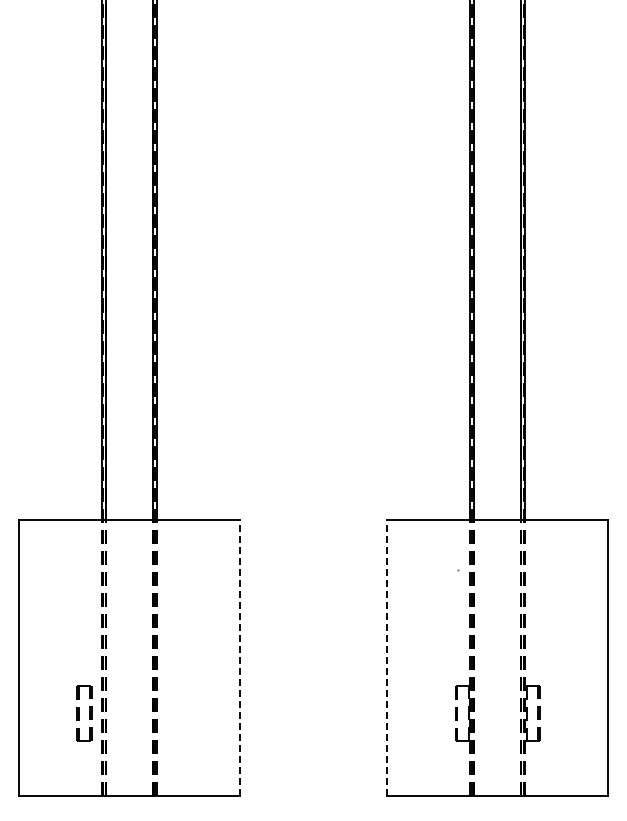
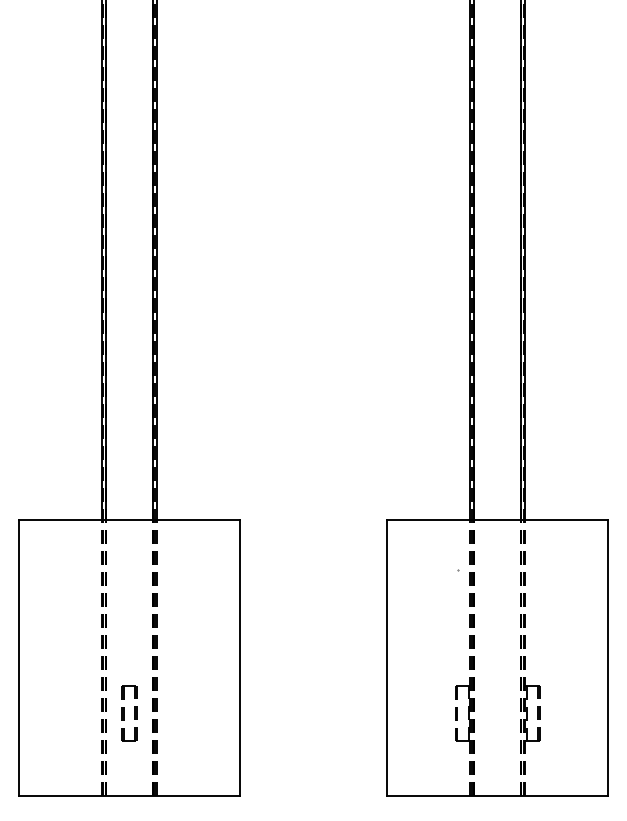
line: dashed -> solid (239, 657)
line: dashed -> solid (387, 657)
part position: (84, 713) -> (129, 713) (129, 713)
